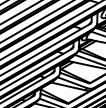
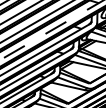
line: solid -> dashed (51, 30)
